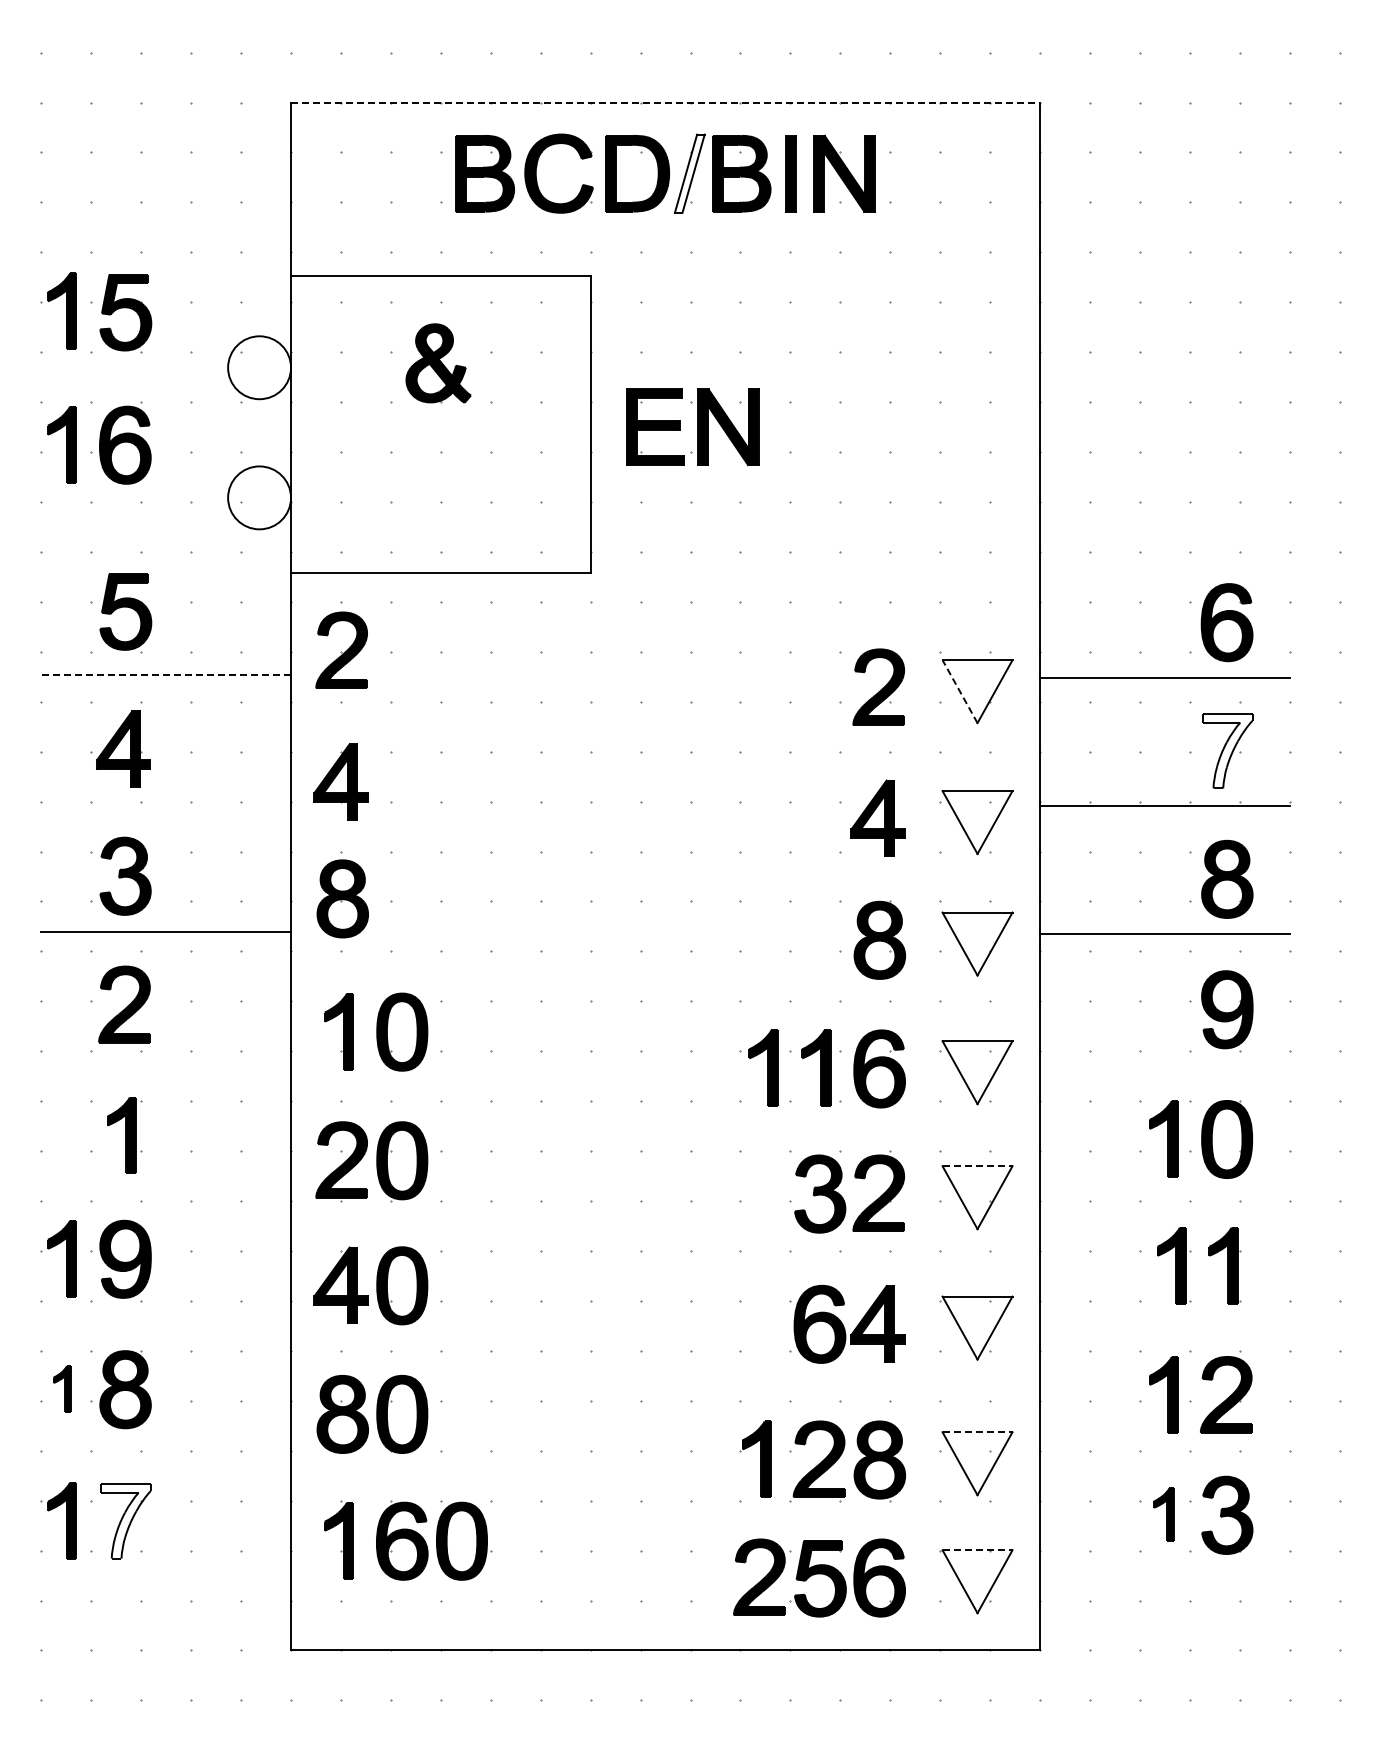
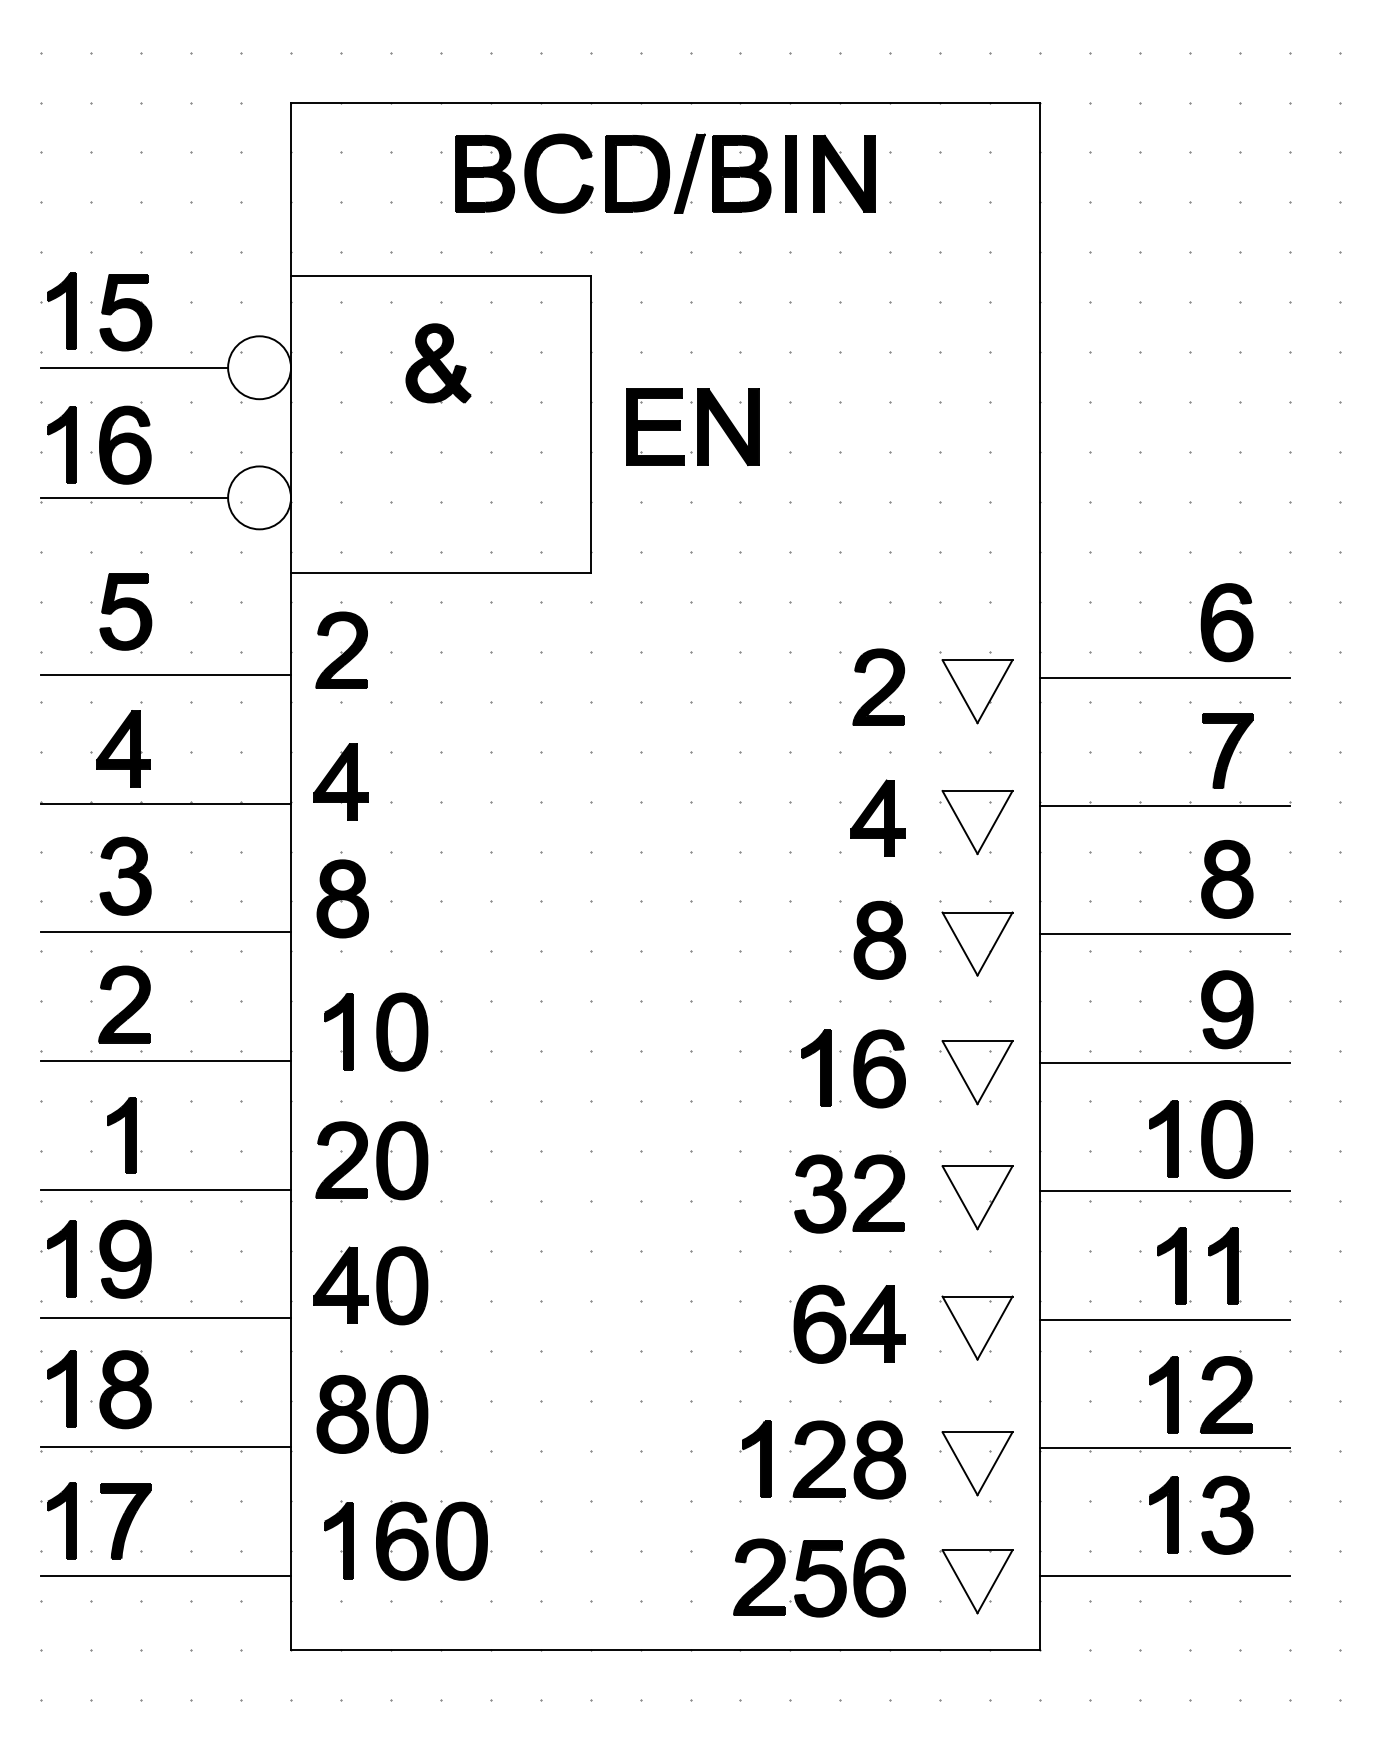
line: dashed -> solid (666, 102)
fill: none -> present (689, 173)
line: none -> present (134, 367)
line: none -> present (134, 497)
line: dashed -> solid (166, 675)
line: dashed -> solid (960, 691)
fill: none -> present (1227, 750)
line: none -> present (166, 803)
line: none -> present (166, 1061)
line: none -> present (1164, 1062)
part: present -> none (763, 1067)
line: dashed -> solid (977, 1166)
line: none -> present (166, 1189)
line: none -> present (1164, 1191)
line: none -> present (166, 1318)
line: none -> present (1164, 1319)
part size: 19x48 px -> 30x78 px (61, 1388)
line: dashed -> solid (977, 1432)
line: none -> present (166, 1446)
line: none -> present (1164, 1447)
part size: 22x55 px -> 30x78 px (1163, 1514)
fill: none -> present (125, 1520)
line: dashed -> solid (977, 1550)
line: none -> present (166, 1575)
line: none -> present (1164, 1576)
